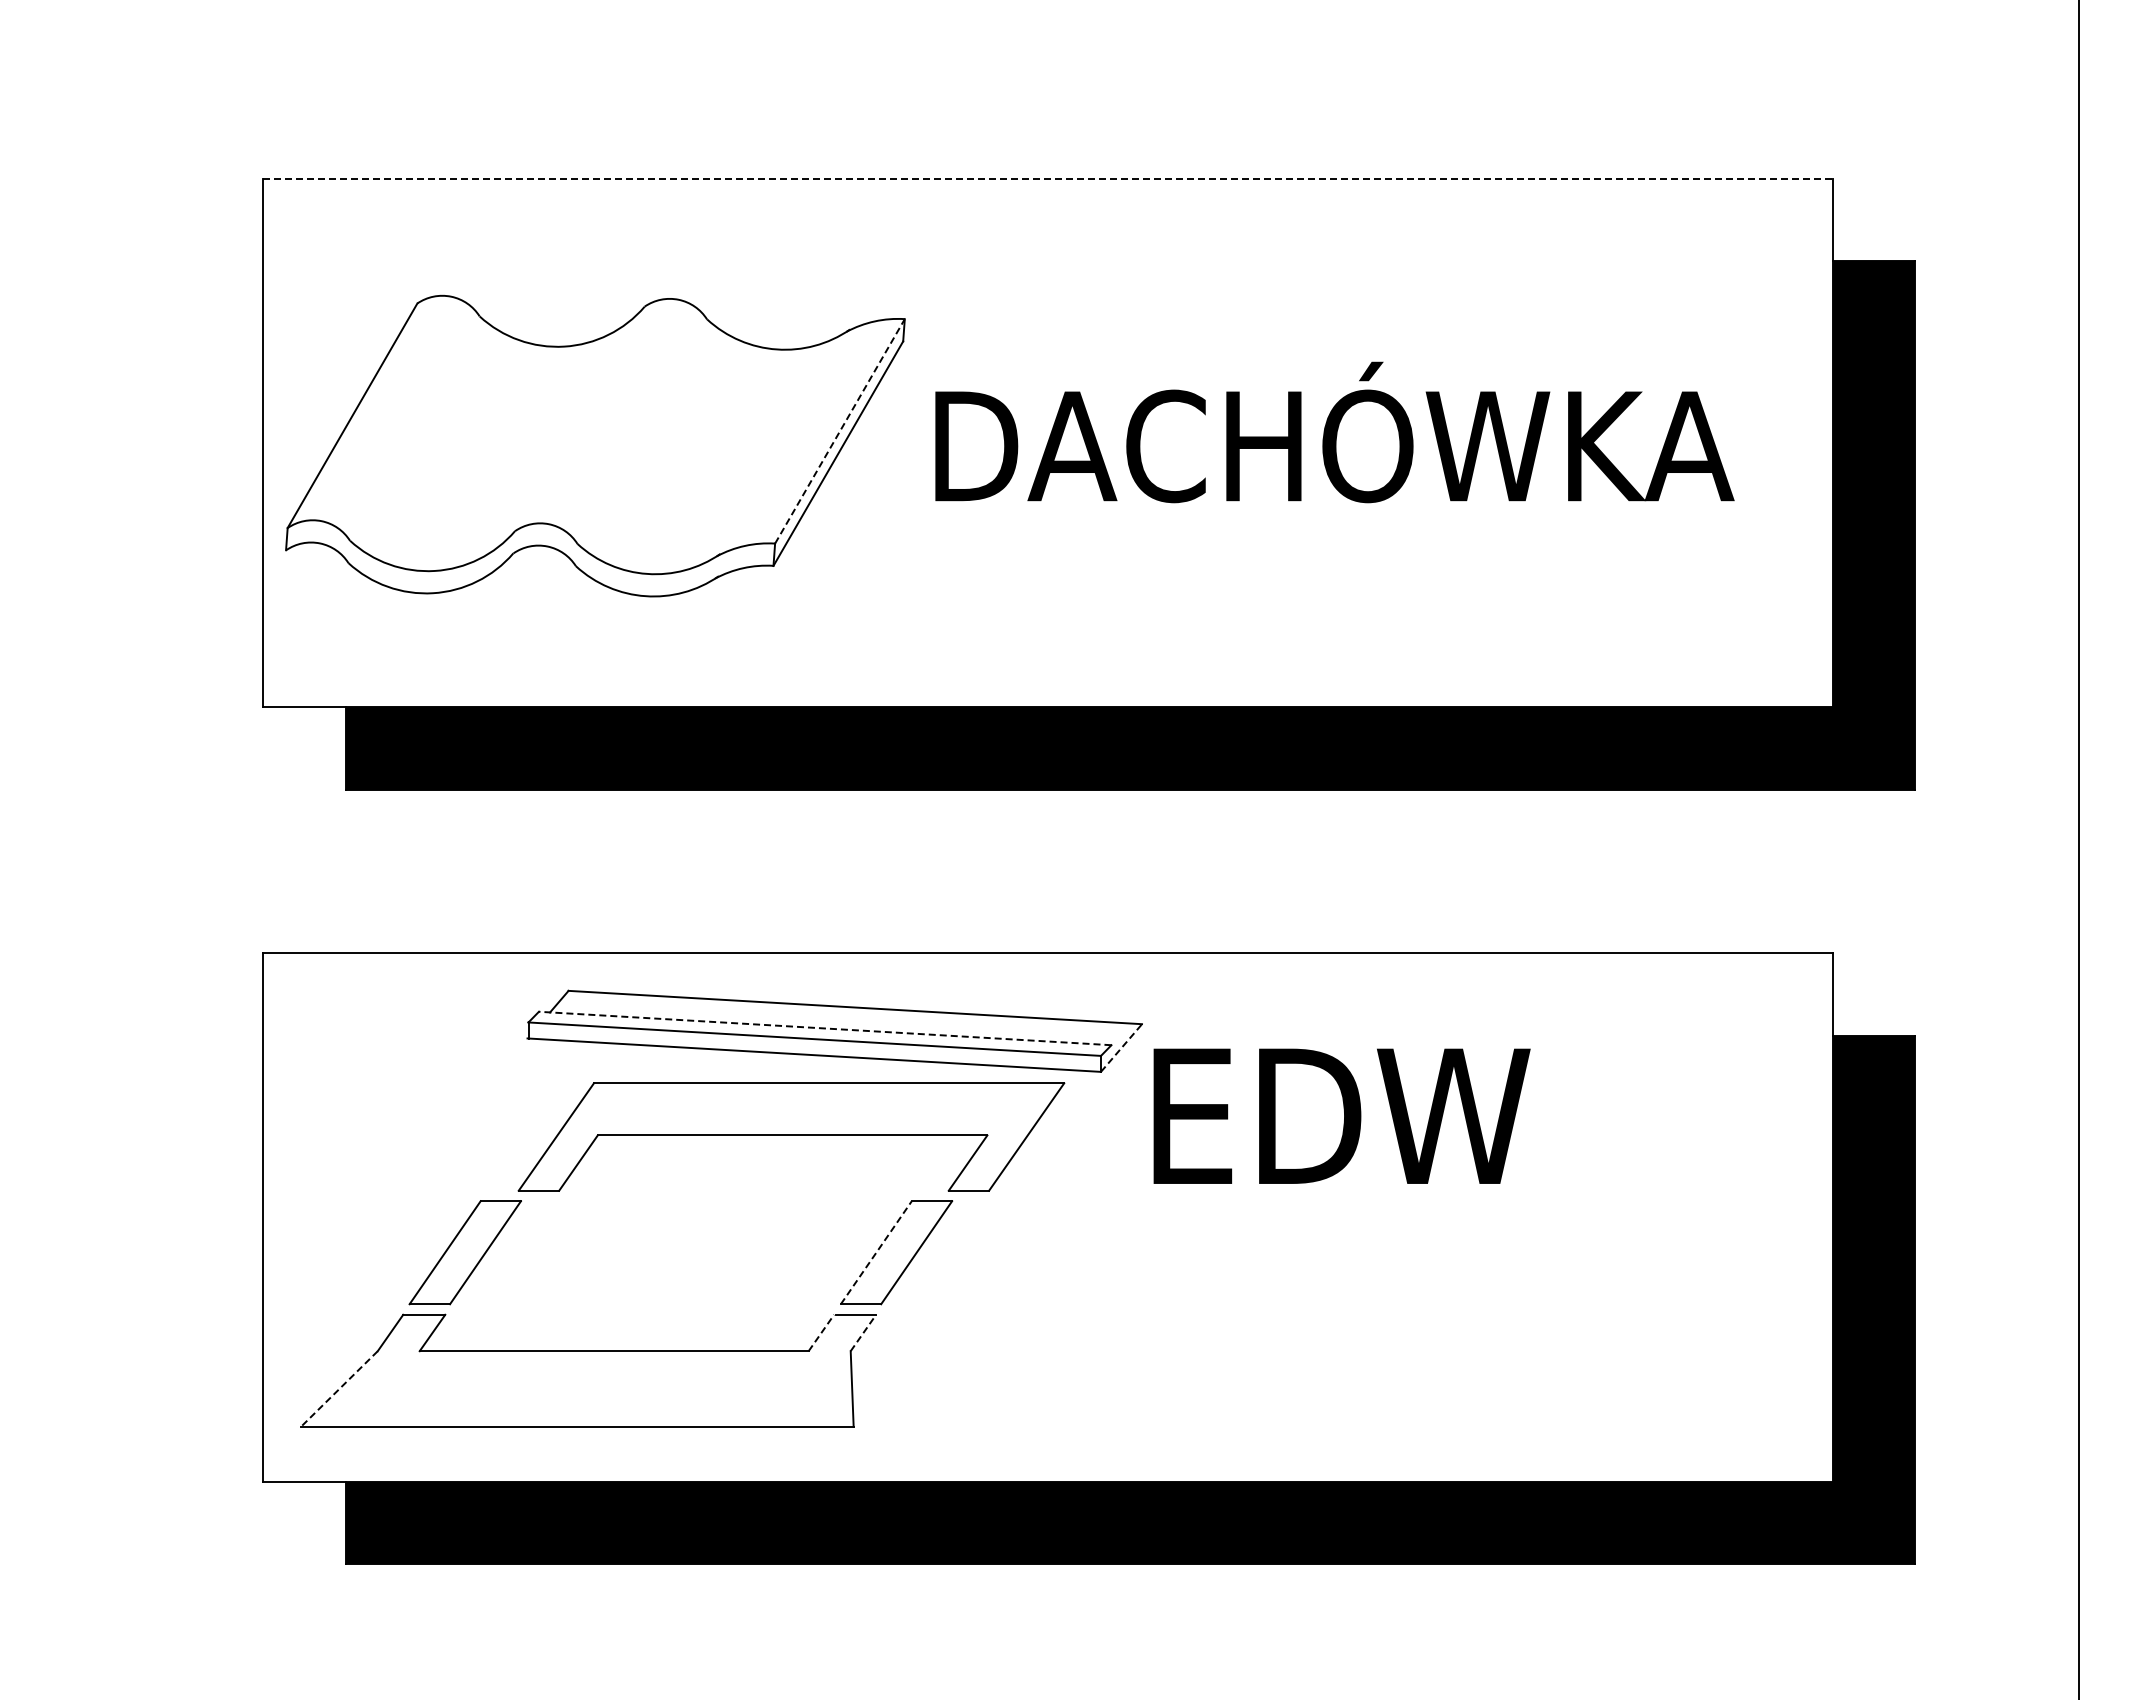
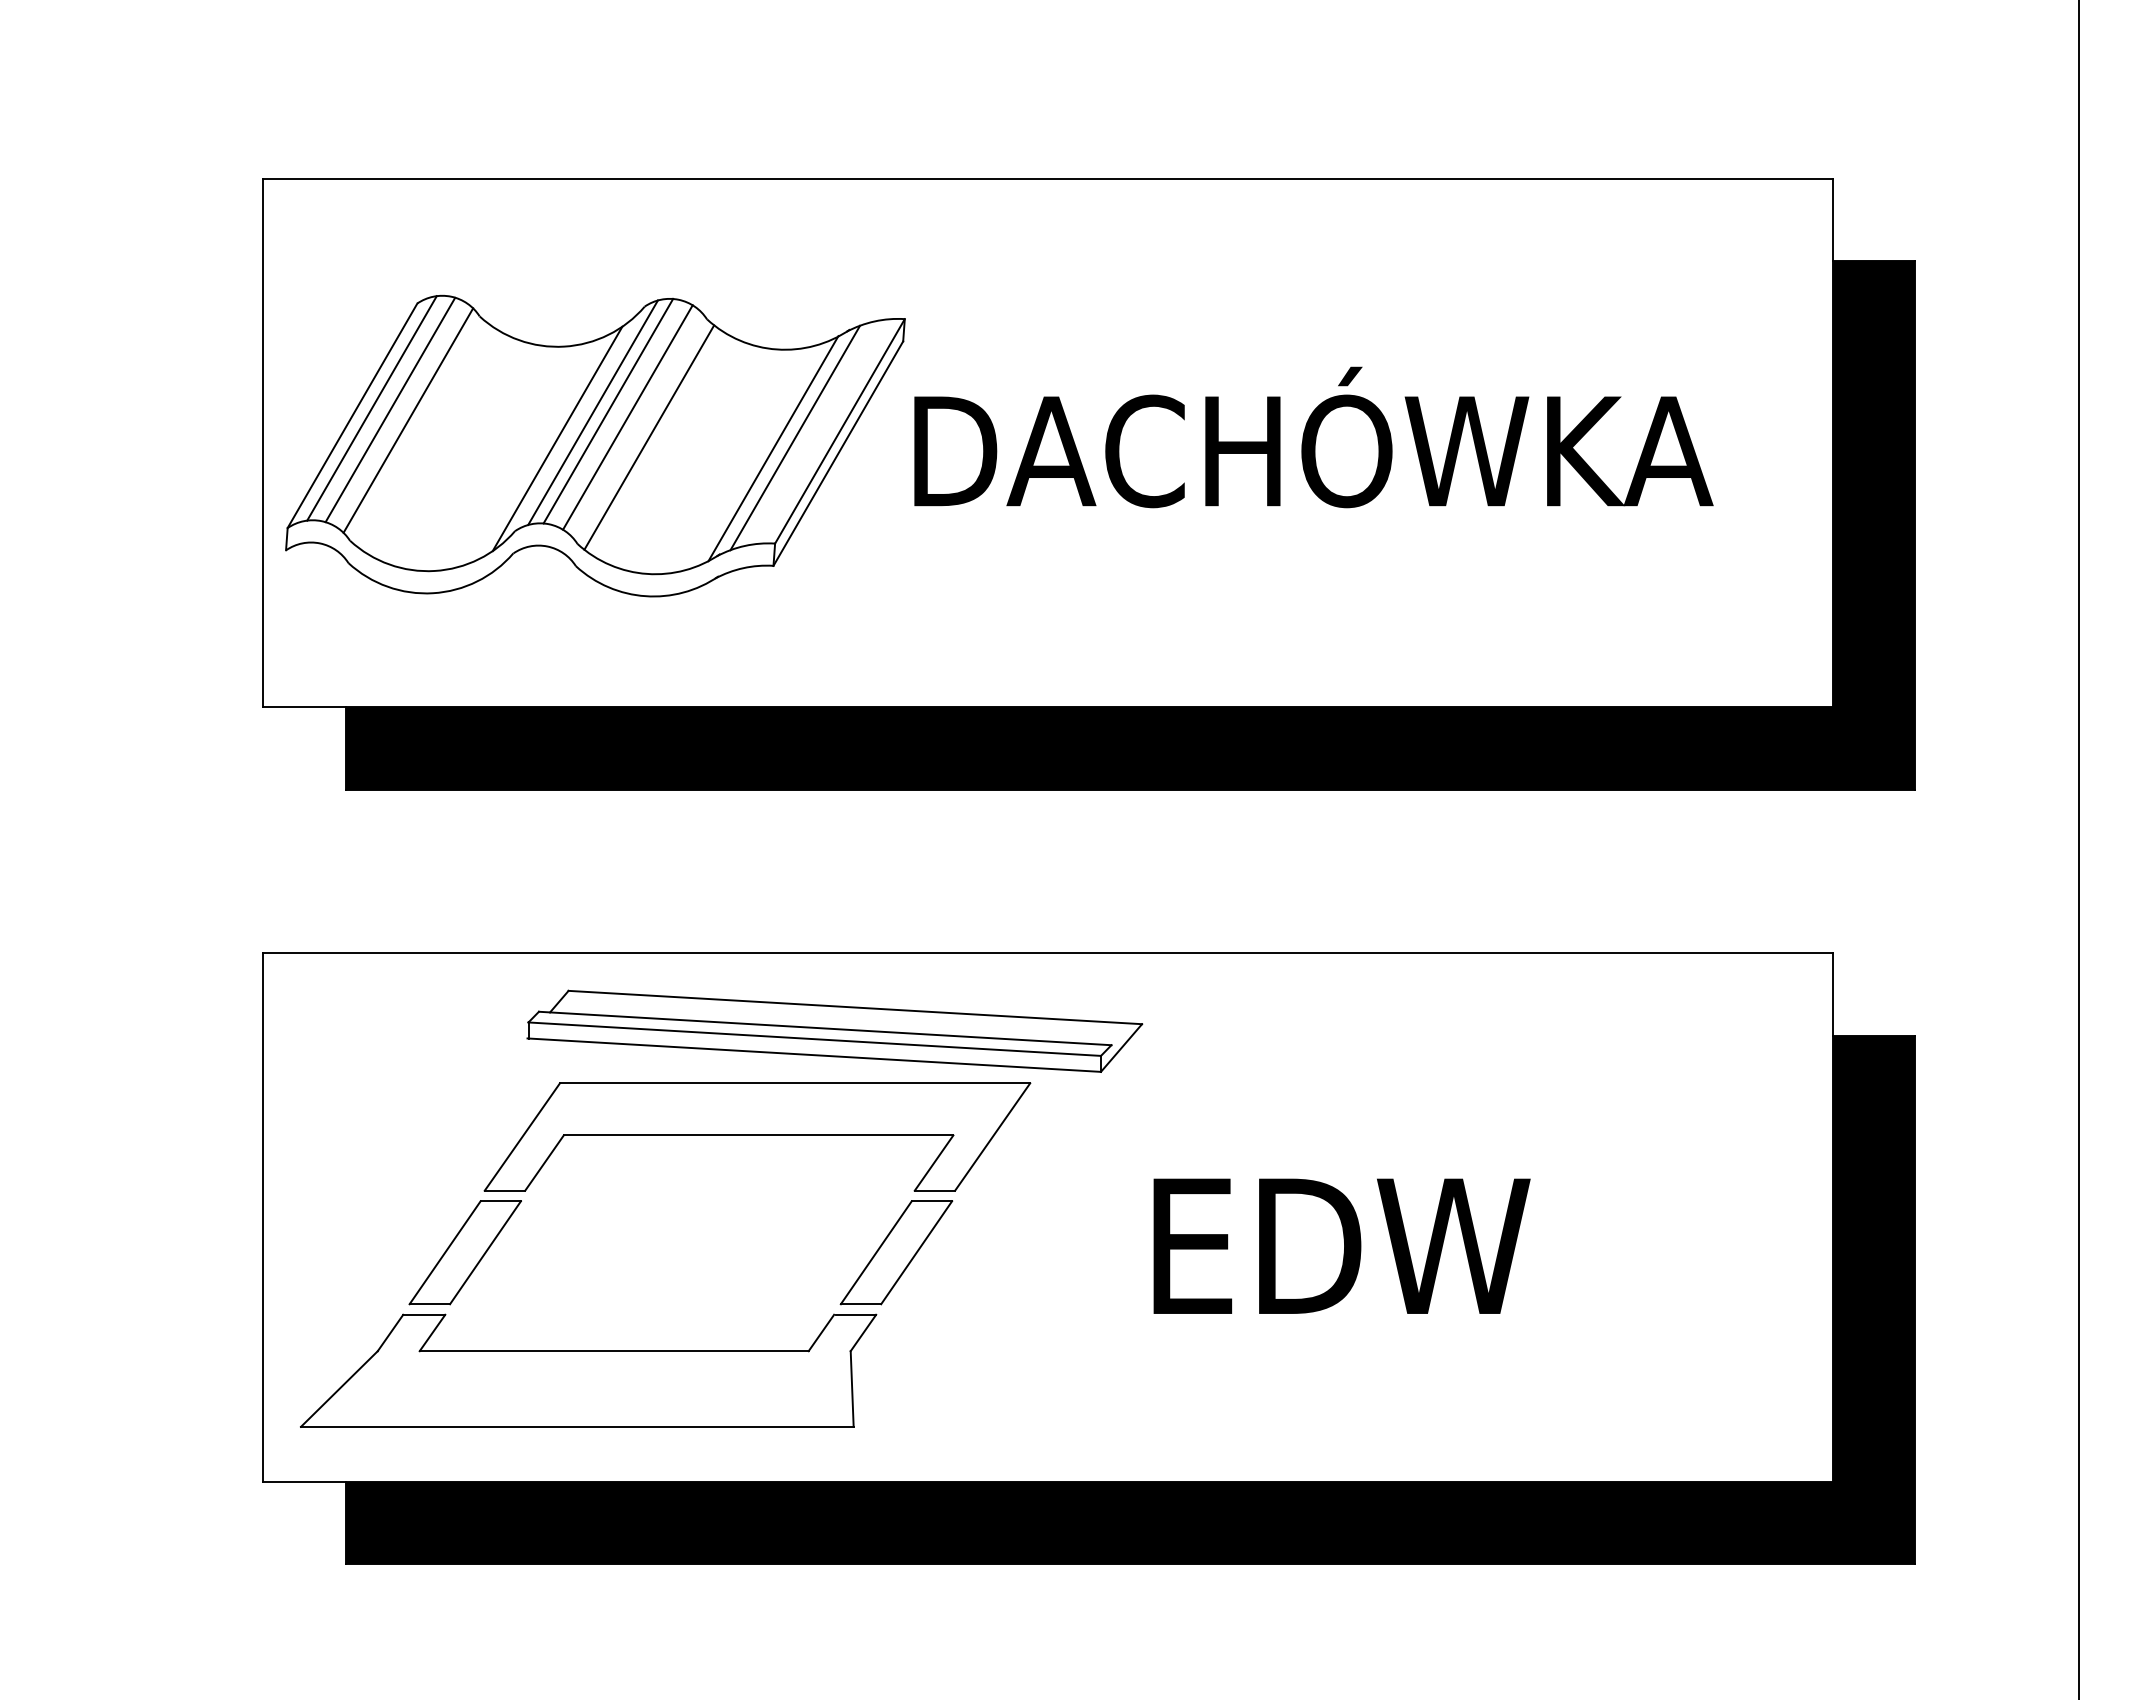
line: dashed -> solid (1048, 178)
line: none -> present (371, 408)
line: none -> present (390, 409)
line: none -> present (608, 410)
line: none -> present (592, 412)
line: none -> present (627, 417)
line: none -> present (408, 420)
line: dashed -> solid (839, 431)
text position: (1334, 432) -> (1313, 437) (1313, 437)
line: none -> present (649, 437)
line: none -> present (795, 437)
line: none -> present (557, 438)
line: none -> present (773, 448)
line: dashed -> solid (825, 1028)
line: dashed -> solid (1121, 1047)
text position: (1341, 1115) -> (1341, 1245) (1341, 1245)
part position: (791, 1136) -> (757, 1136) (757, 1136)
line: dashed -> solid (876, 1252)
line: dashed -> solid (821, 1332)
line: dashed -> solid (863, 1332)
line: dashed -> solid (339, 1389)
